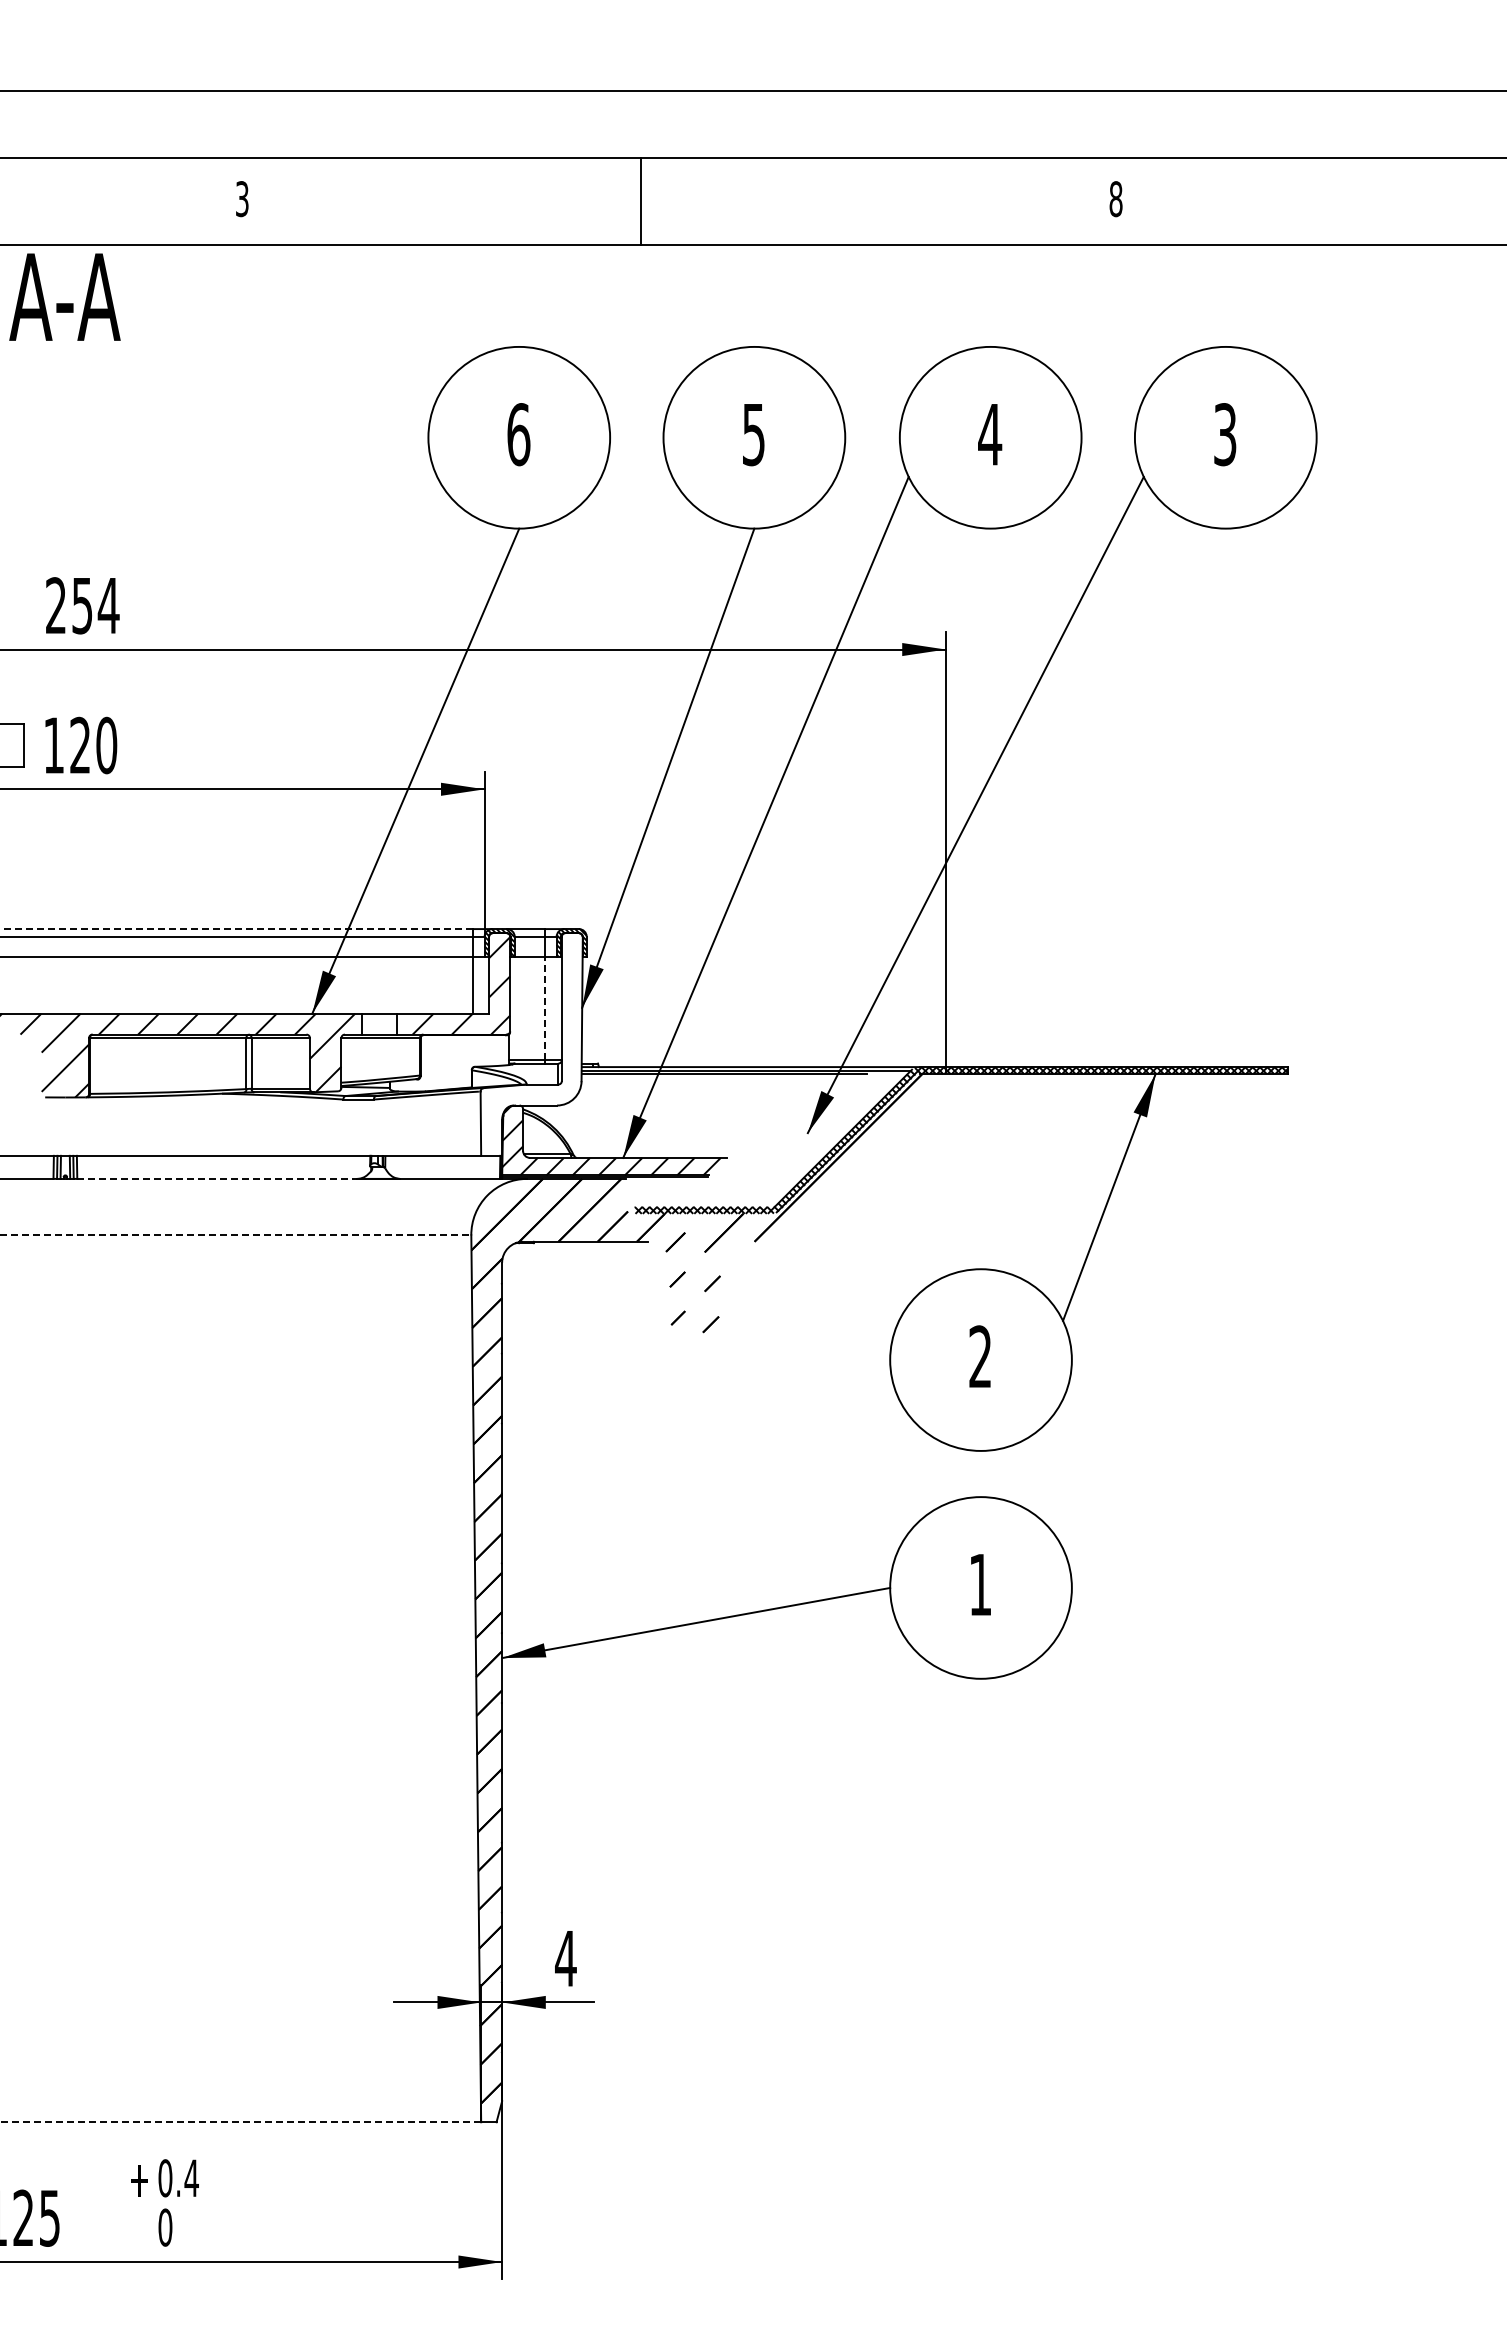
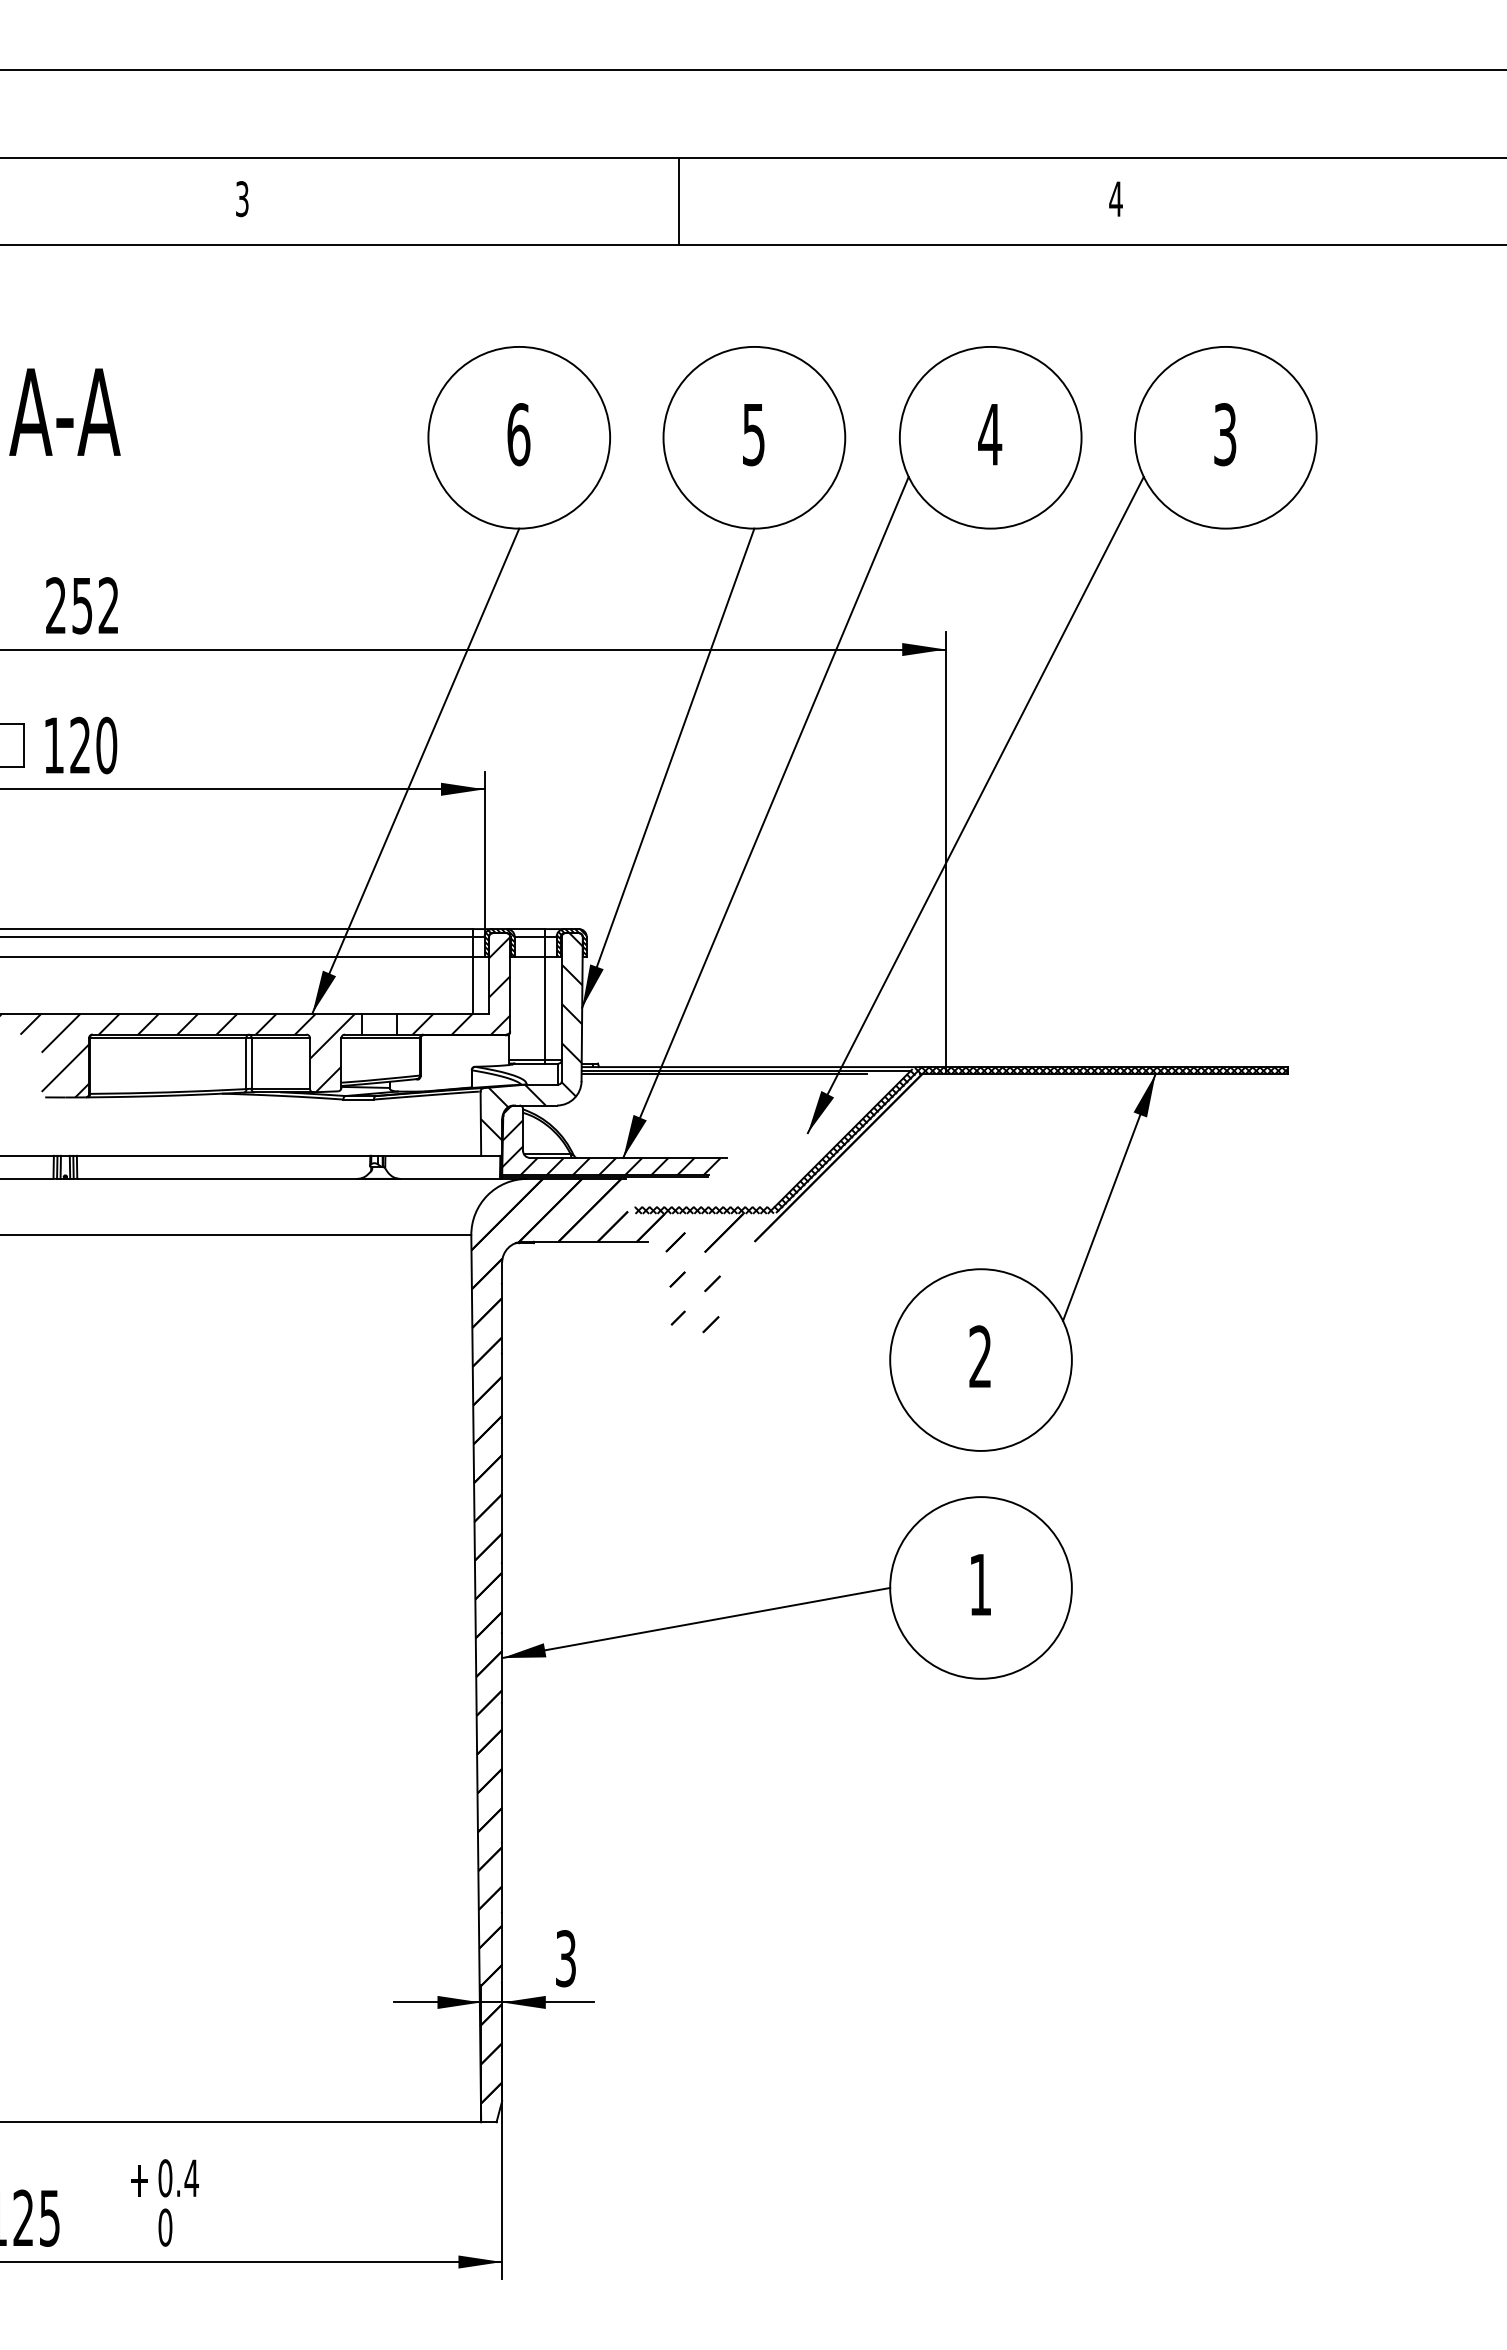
line position: (752, 91) -> (752, 70) (752, 70)
text: 8 -> 4 (1115, 199)
line position: (640, 201) -> (678, 201) (678, 201)
text position: (64, 296) -> (64, 411) (64, 411)
text: 254 -> 252 (108, 605)
line: dashed -> solid (236, 929)
line: dashed -> solid (545, 1008)
hatch: none -> present (531, 1036)
line: dashed -> solid (217, 1178)
line: dashed -> solid (236, 1235)
text: 4 -> 3 (565, 1958)
line: dashed -> solid (240, 2122)
